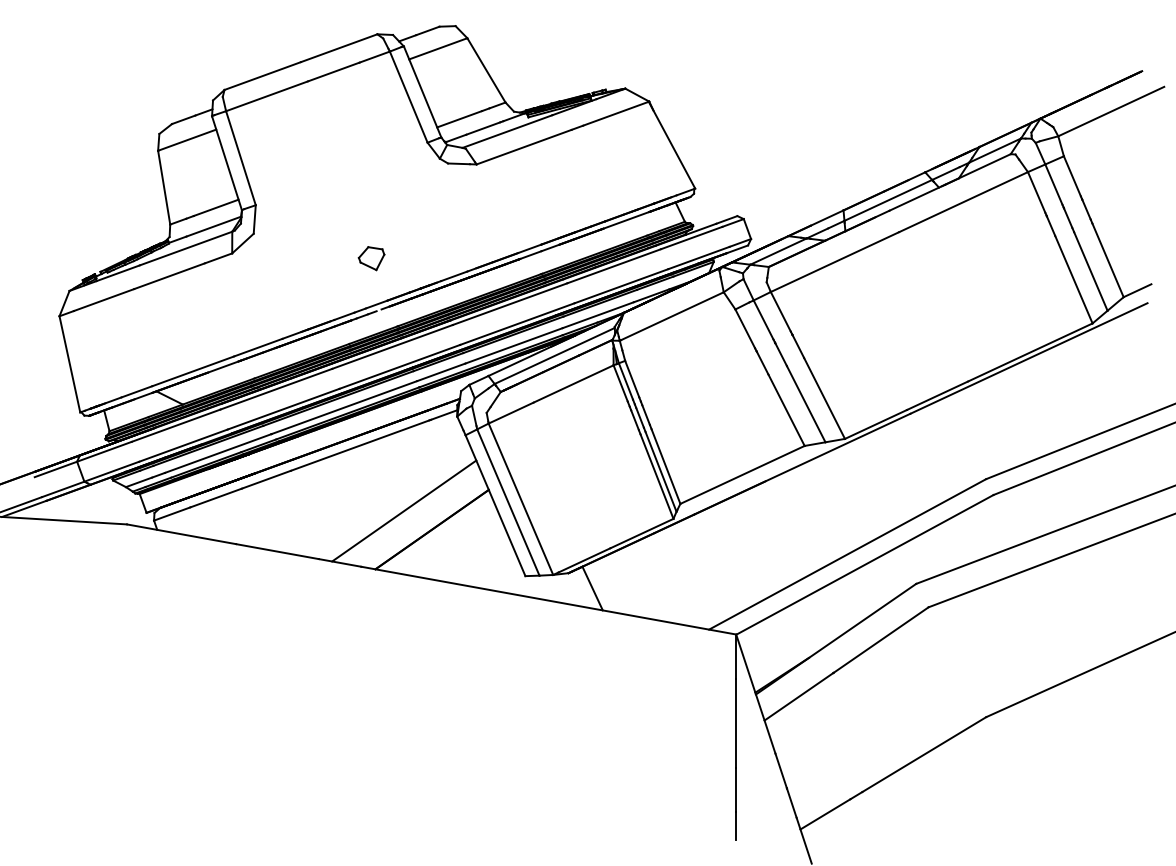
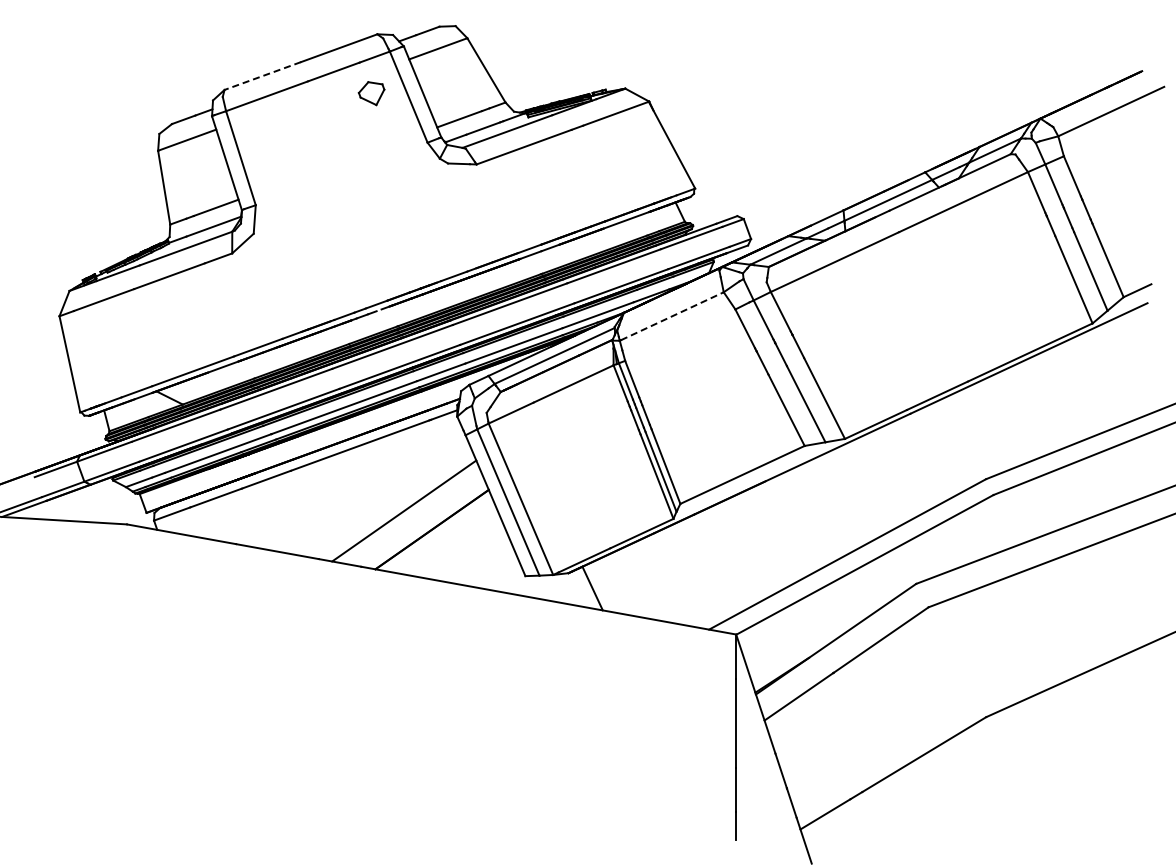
line: solid -> dashed (262, 76)
part position: (371, 258) -> (371, 93) (371, 93)
line: solid -> dashed (672, 316)
